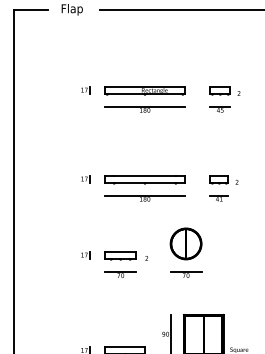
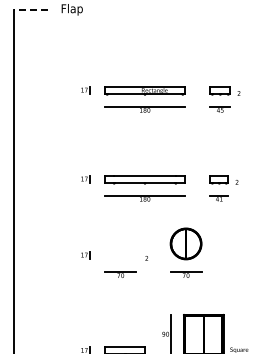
line: solid -> dashed (30, 9)
line: present -> none (180, 9)
part: present -> none (120, 255)
